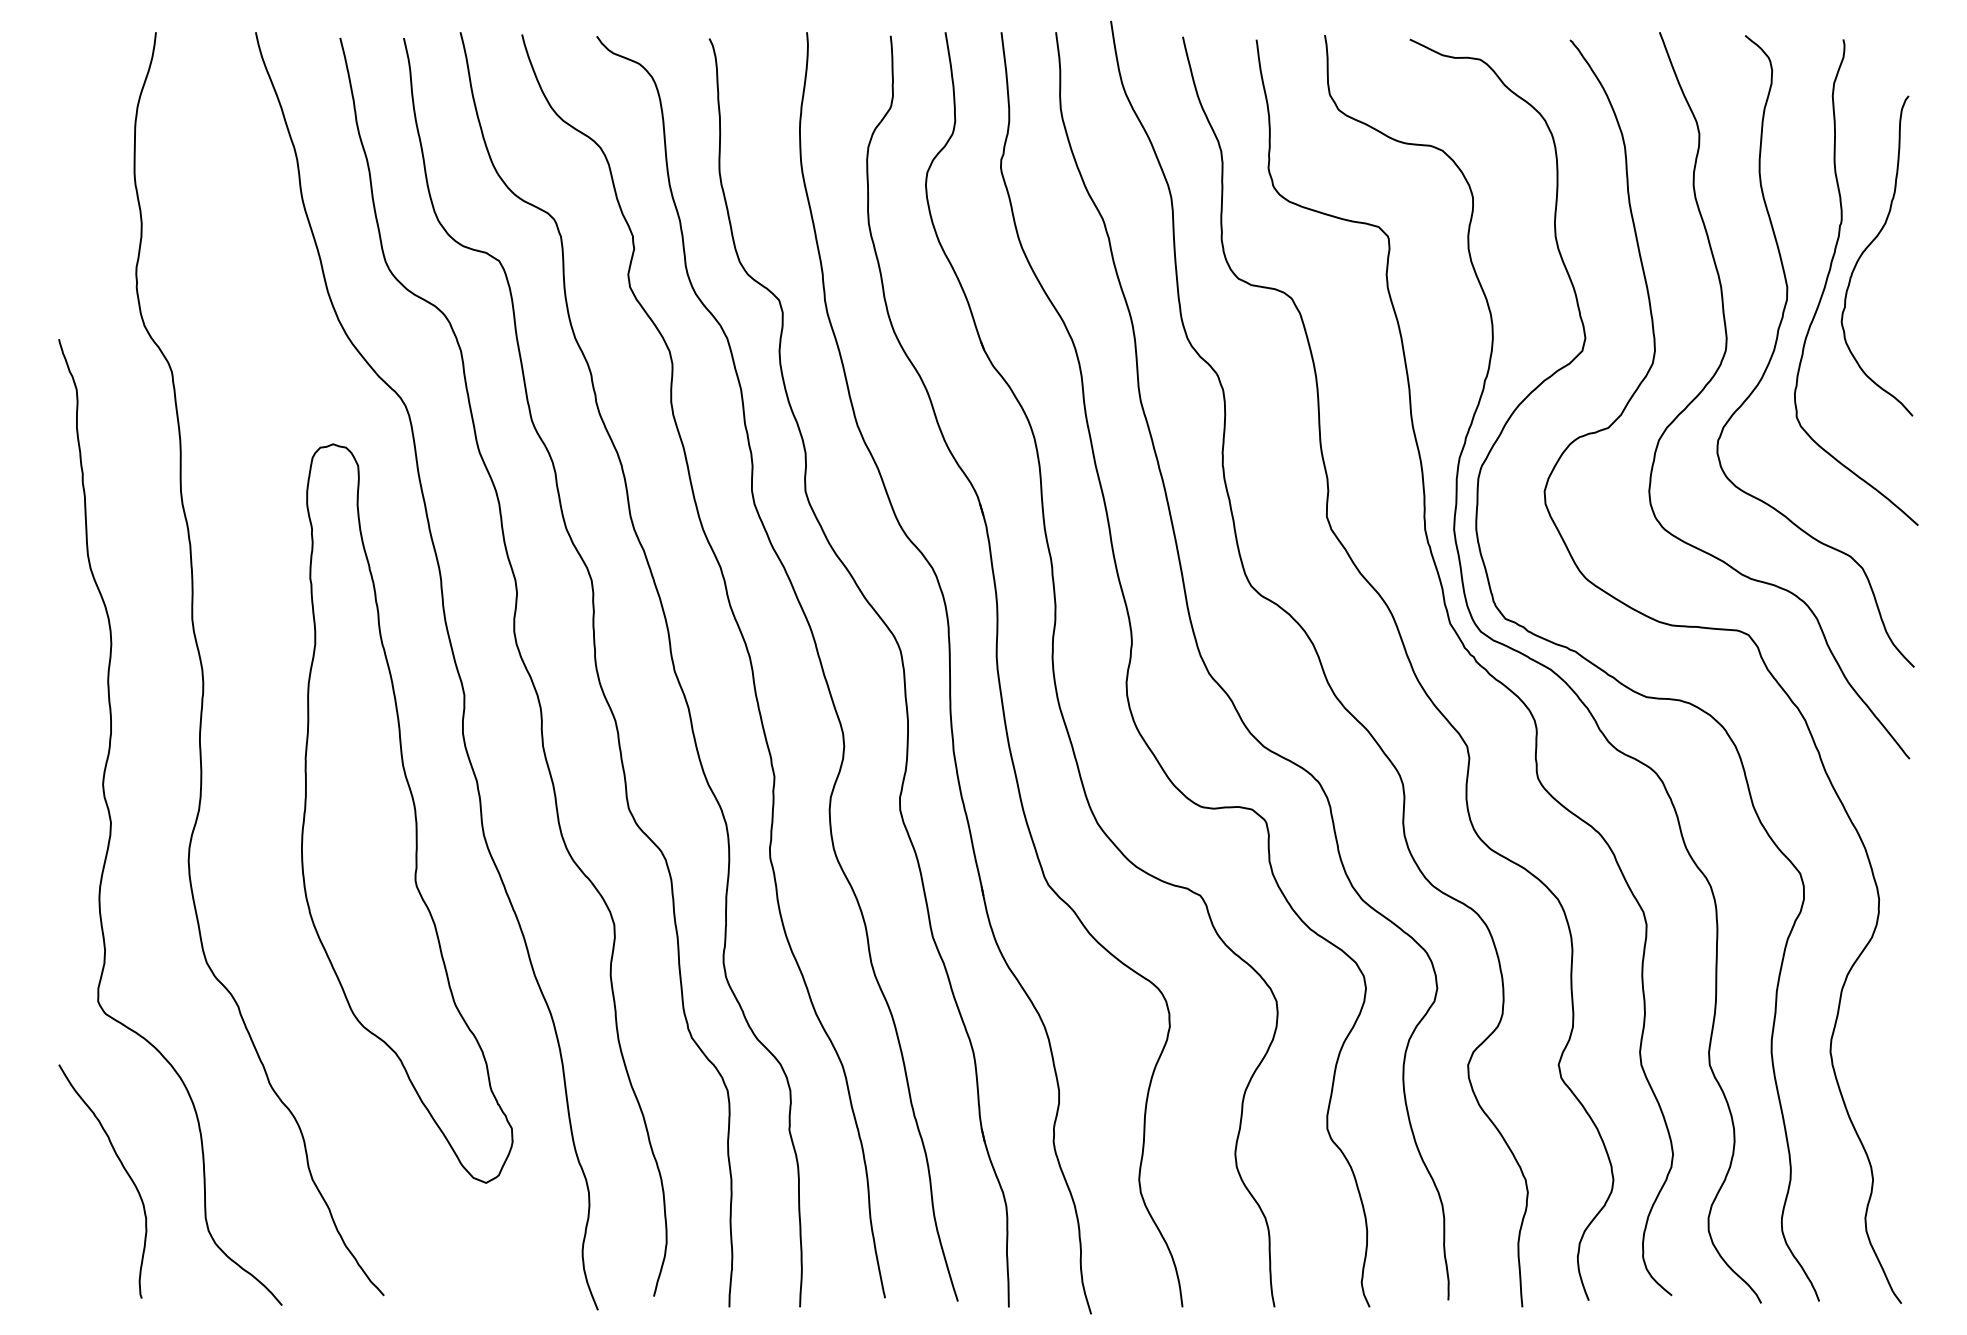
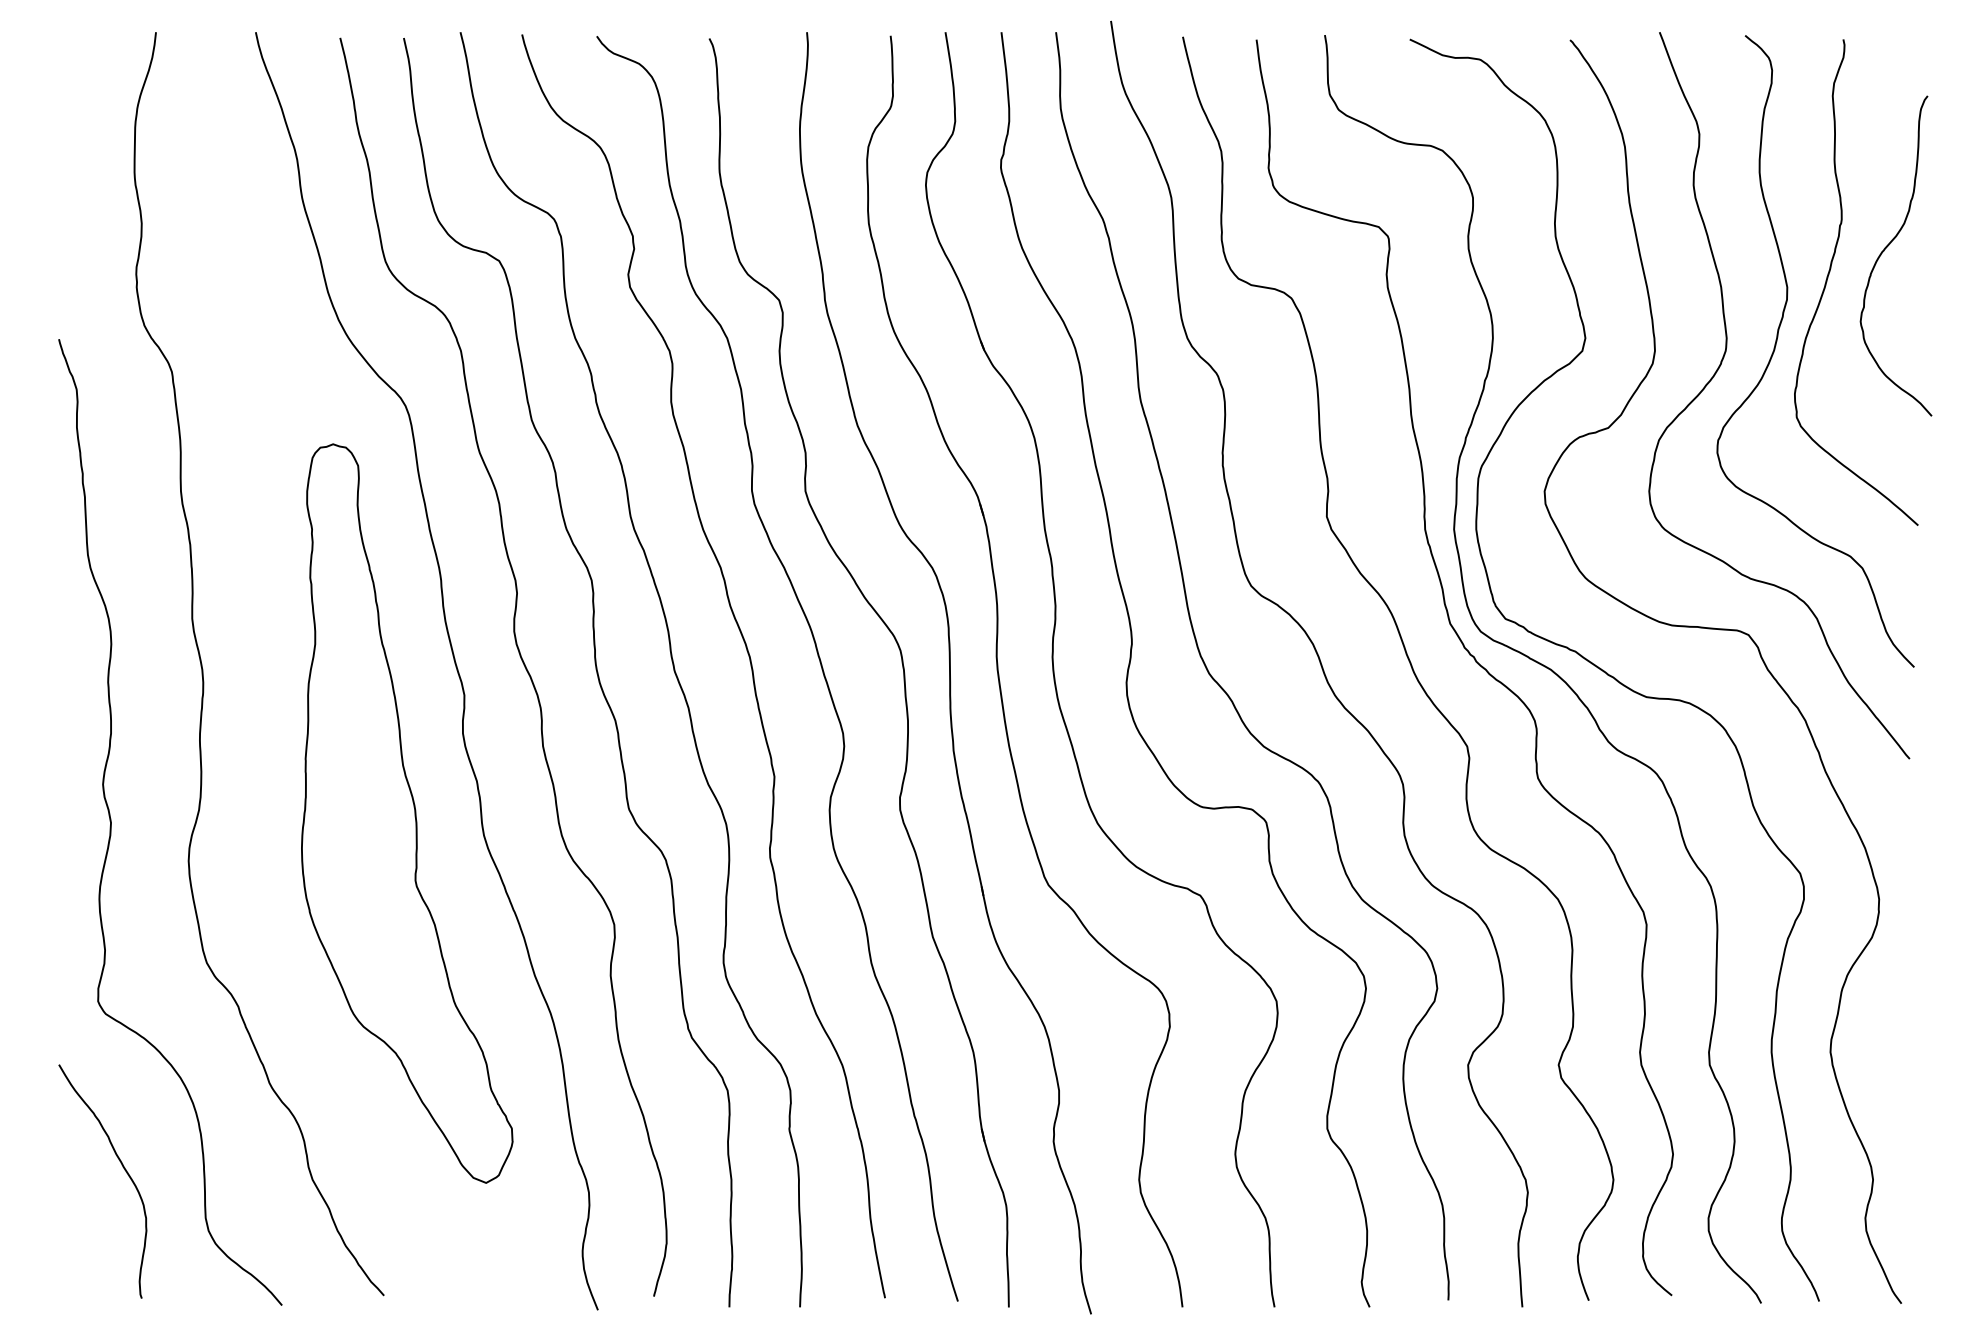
curve position: (1868, 247) -> (1887, 247) (1887, 247)
